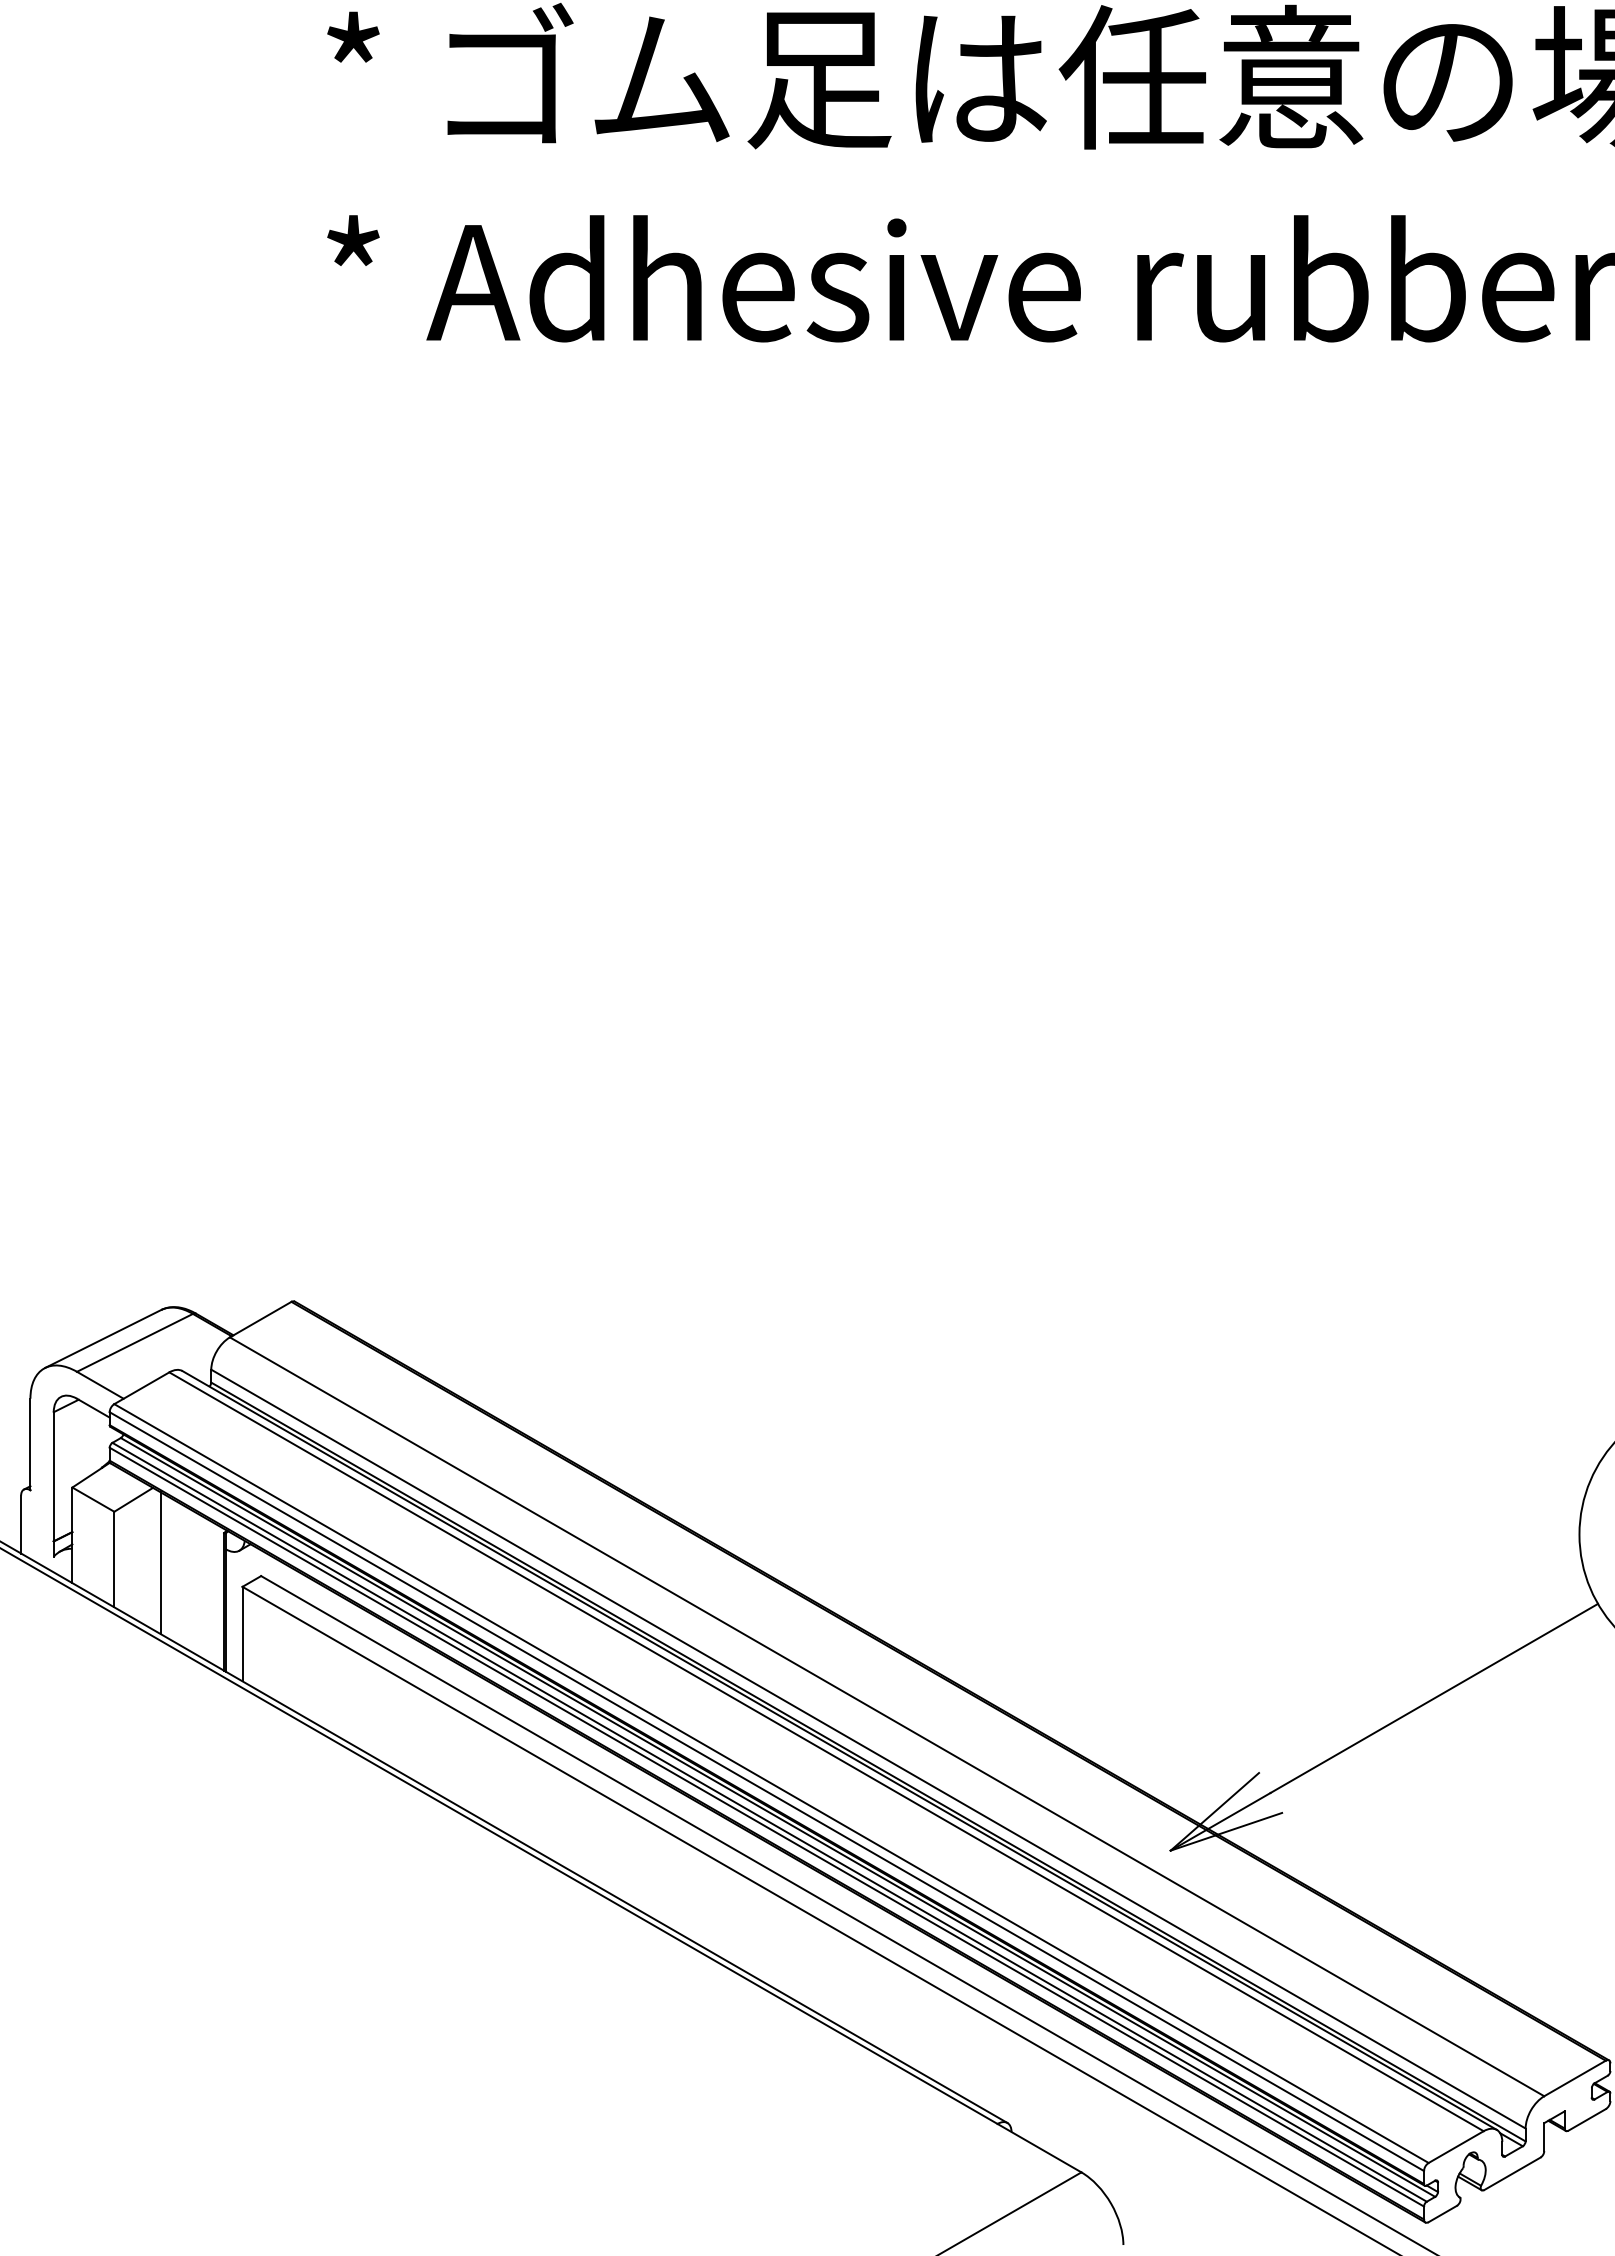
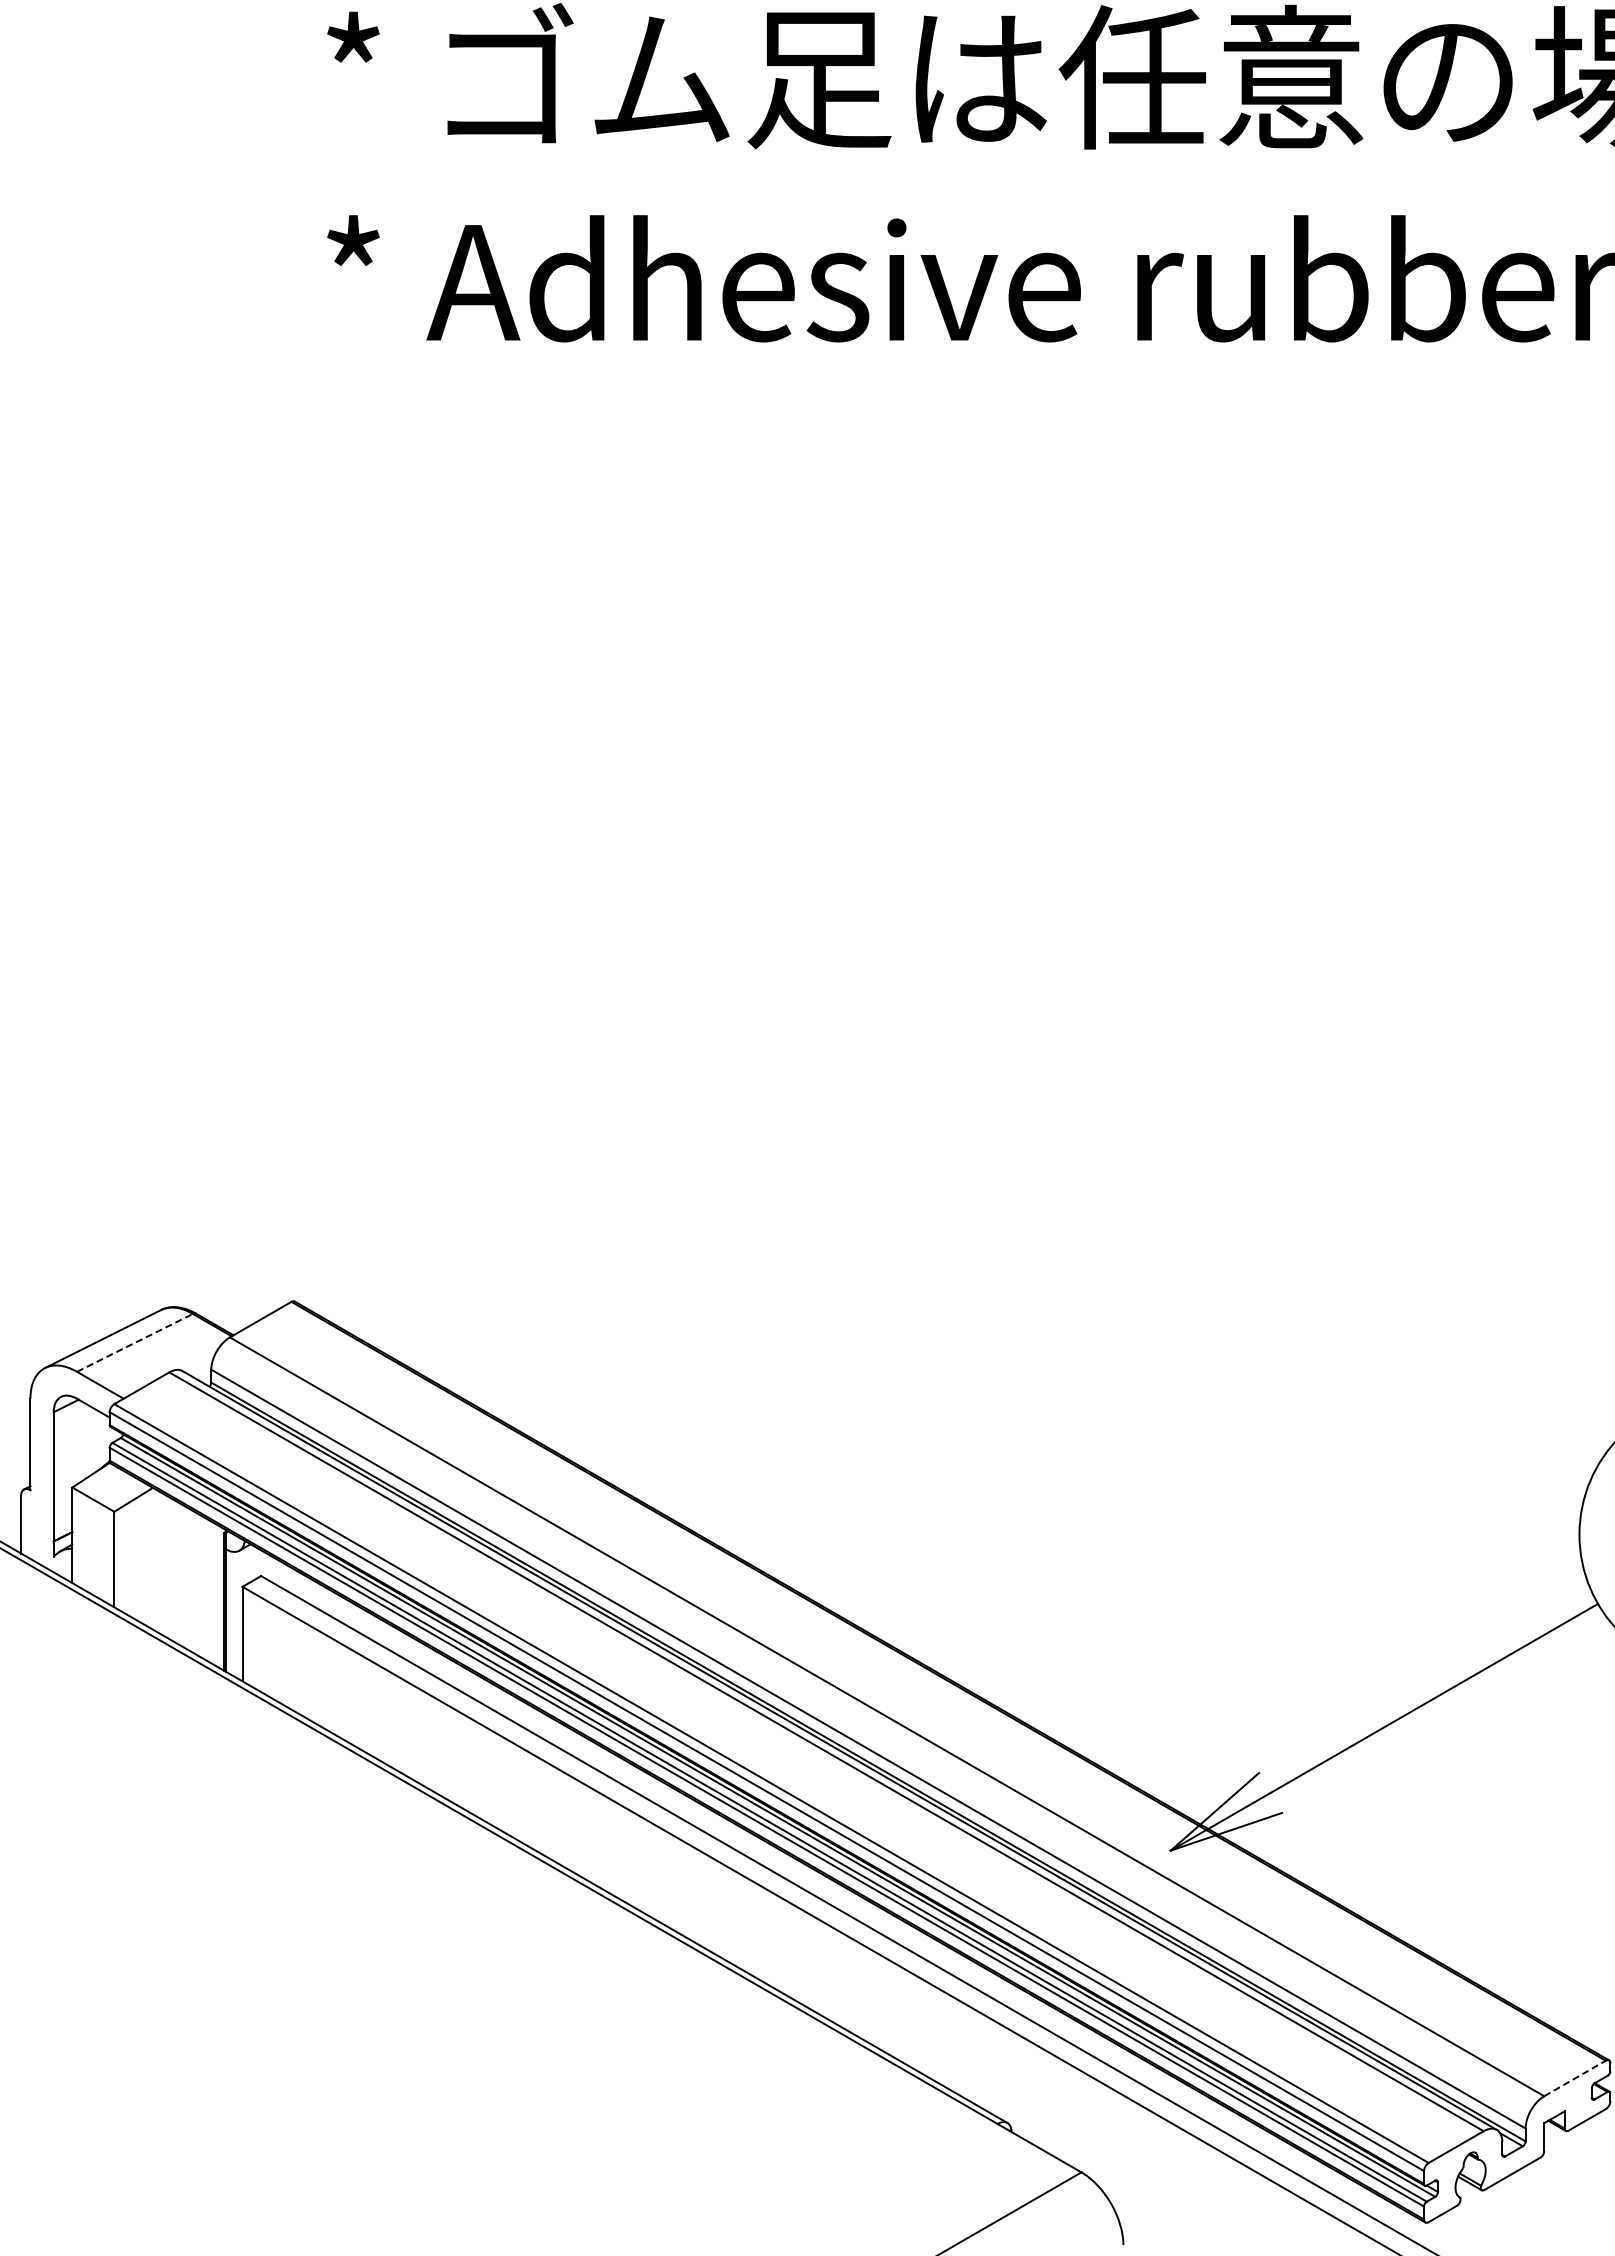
line: solid -> dashed (135, 1342)
line: present -> none (160, 1563)
line: solid -> dashed (1575, 2078)
